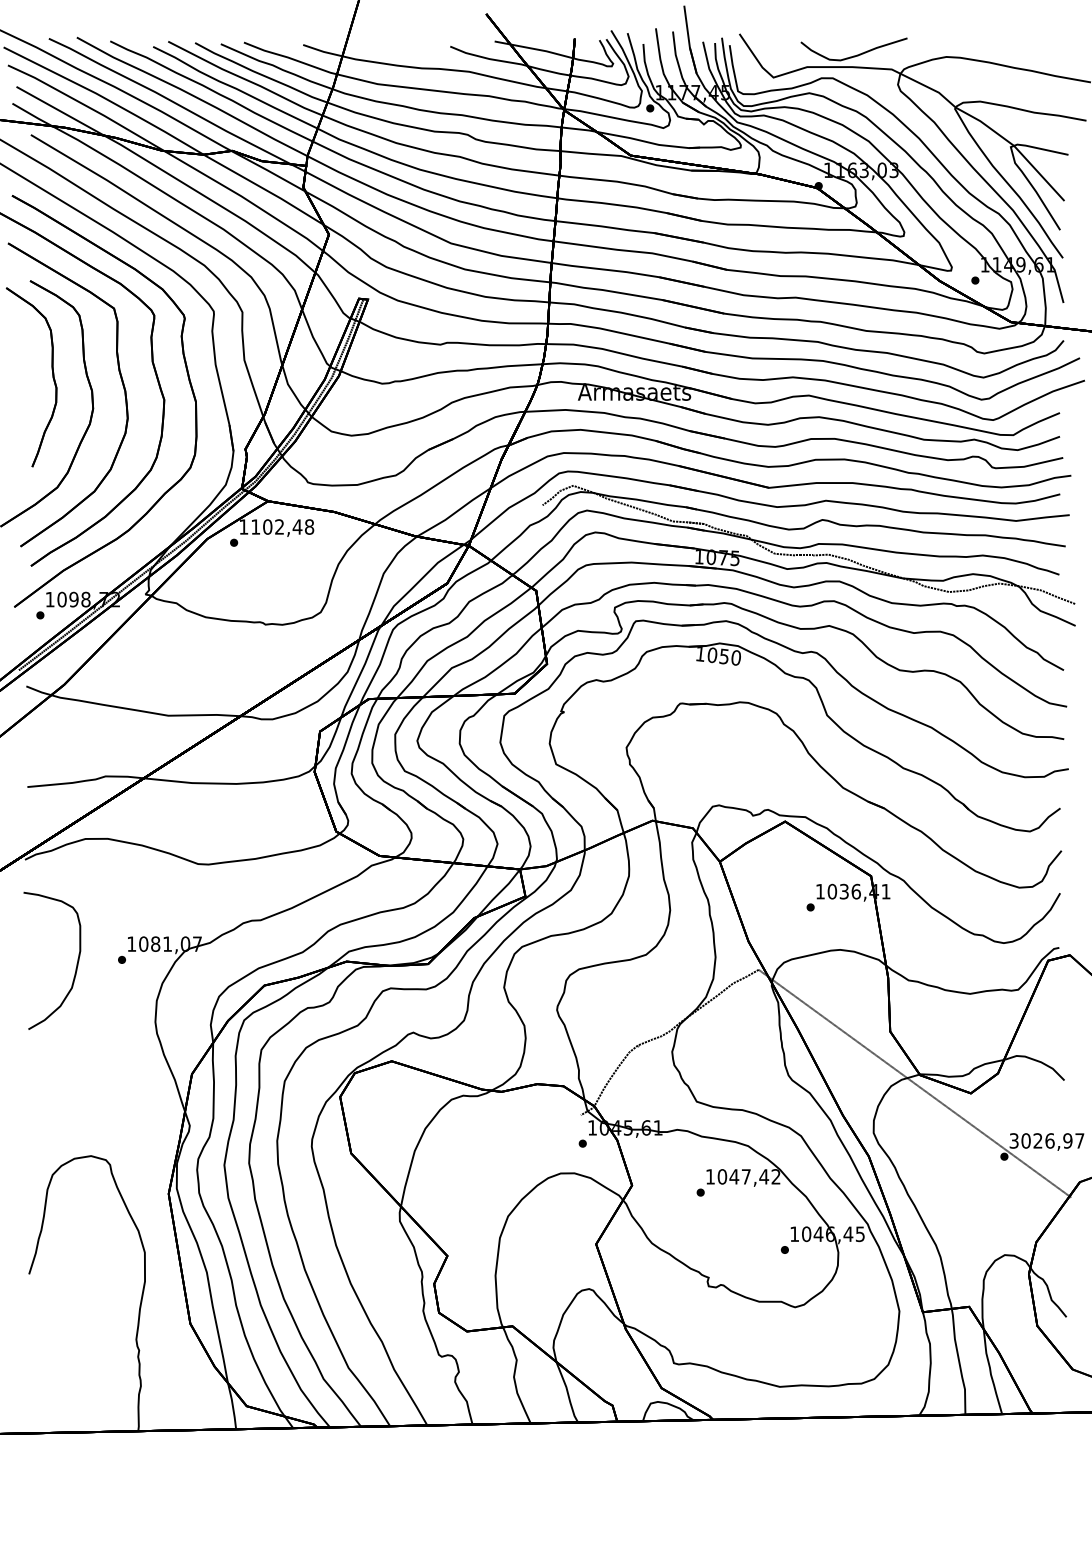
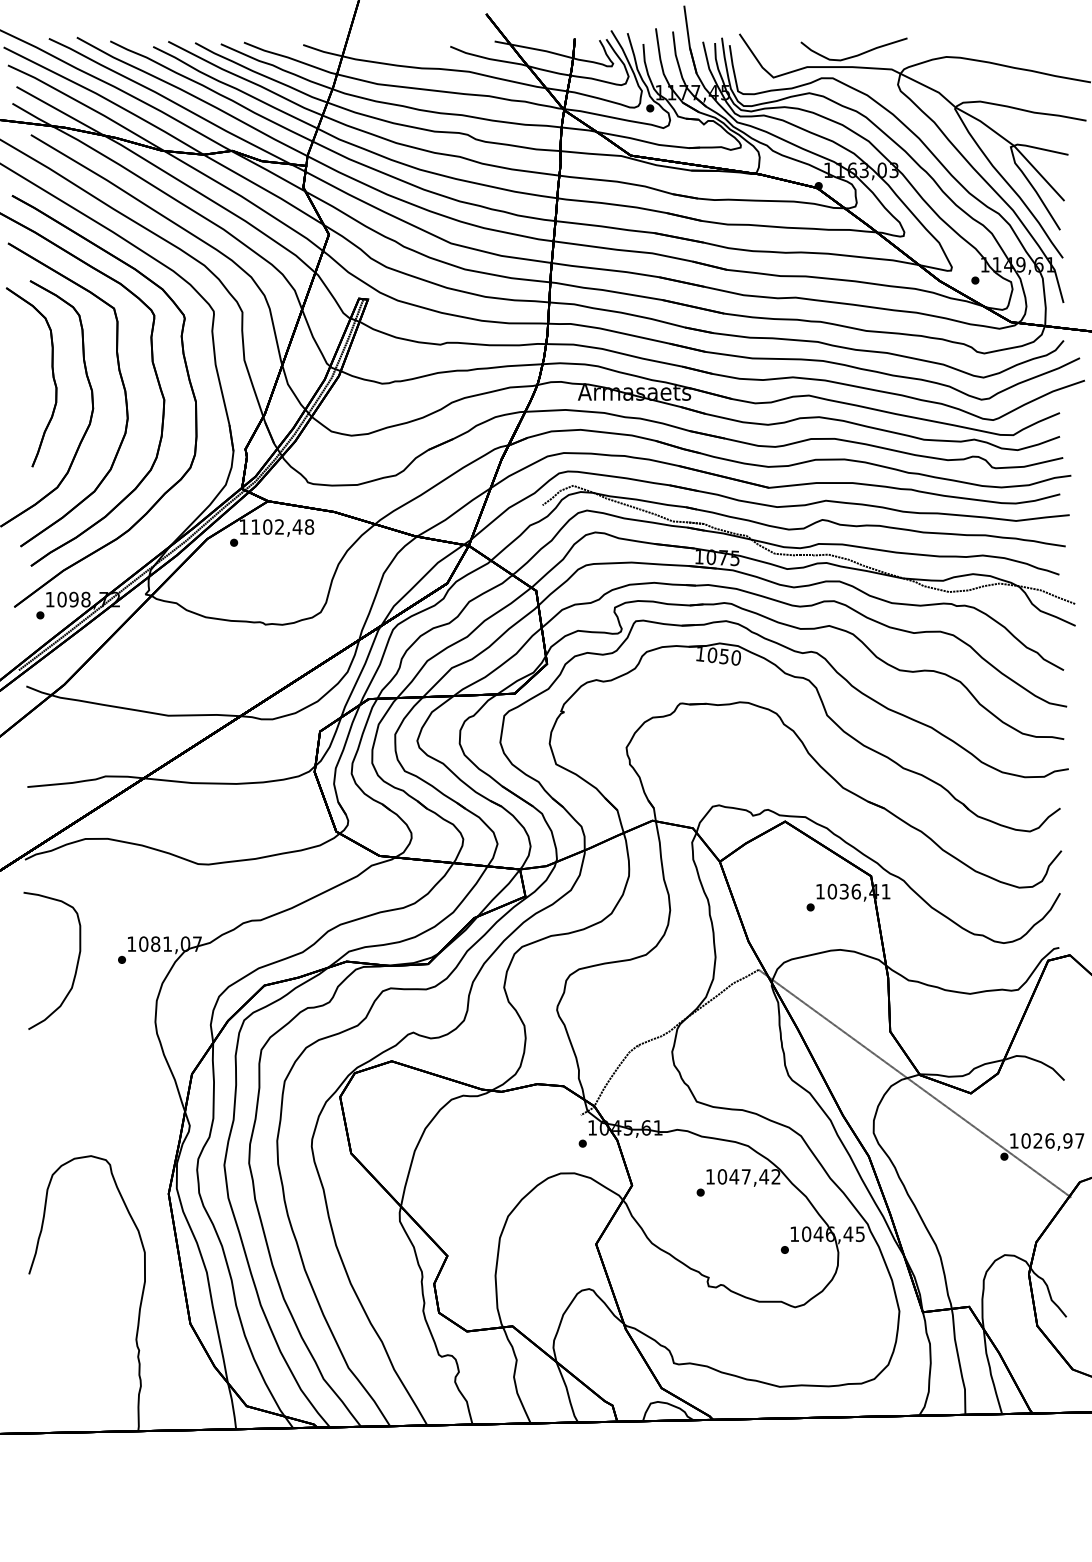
text: 3026,97 -> 1026,97 (1013, 1140)
